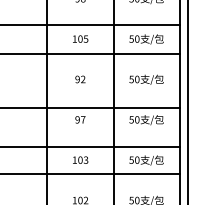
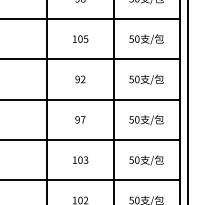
line position: (90, 24) -> (90, 18) (90, 18)
line position: (90, 54) -> (90, 59) (90, 59)
line position: (90, 107) -> (90, 99) (90, 99)
line position: (90, 147) -> (90, 140) (90, 140)
line position: (90, 174) -> (90, 180) (90, 180)
